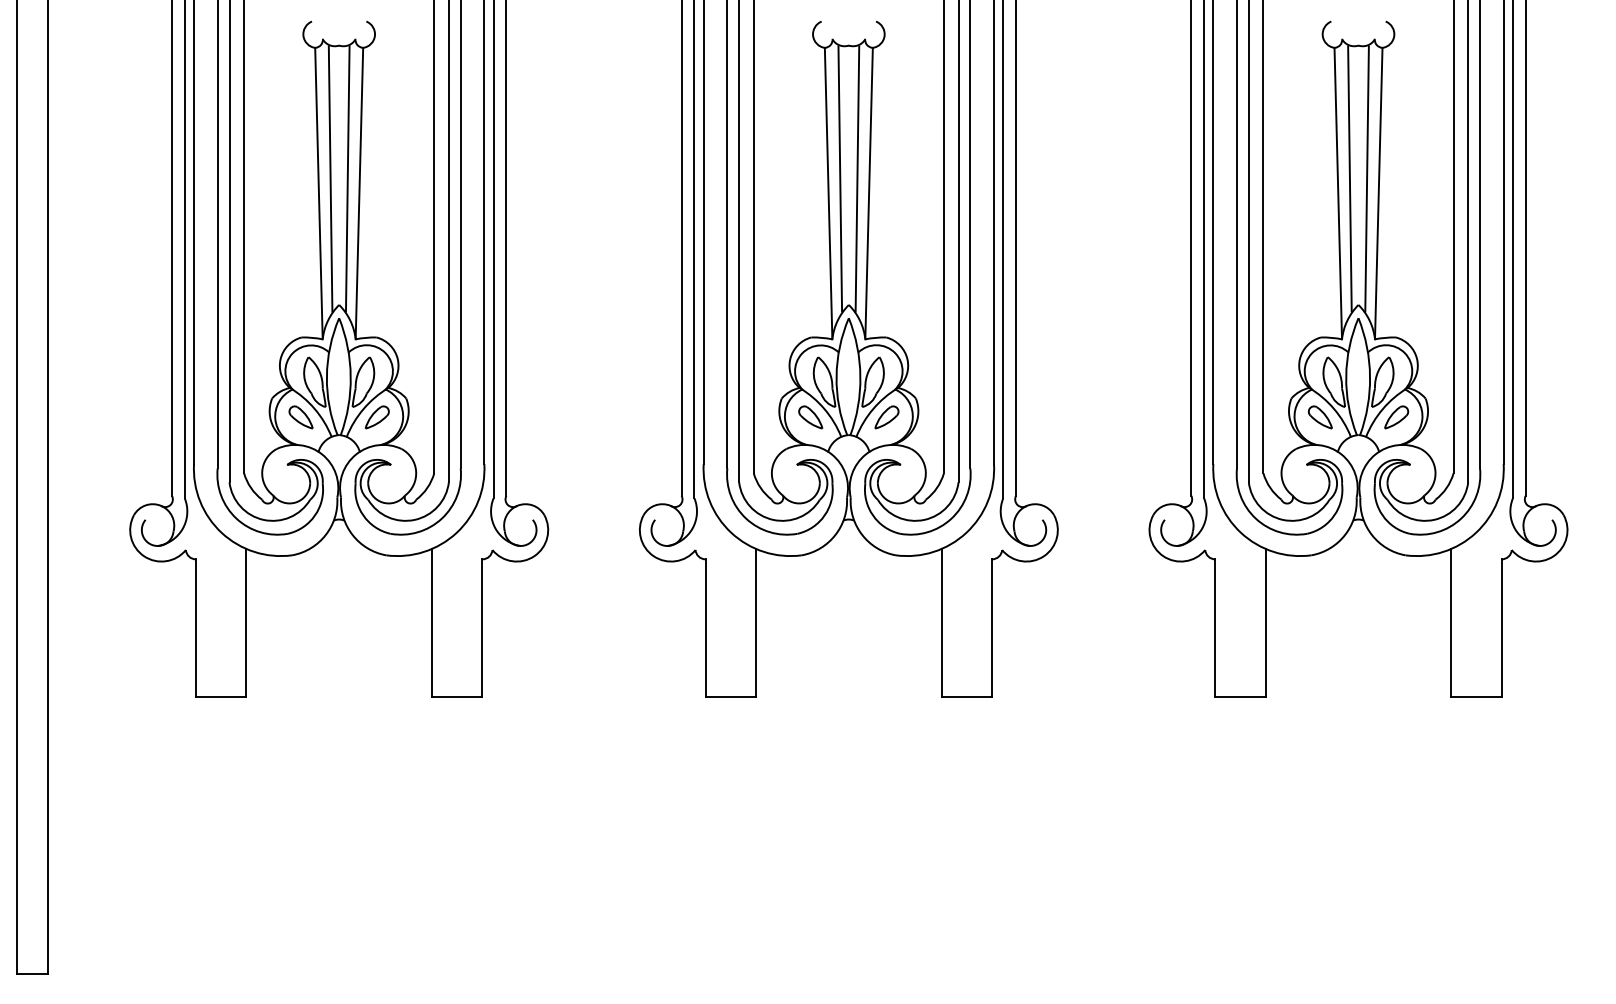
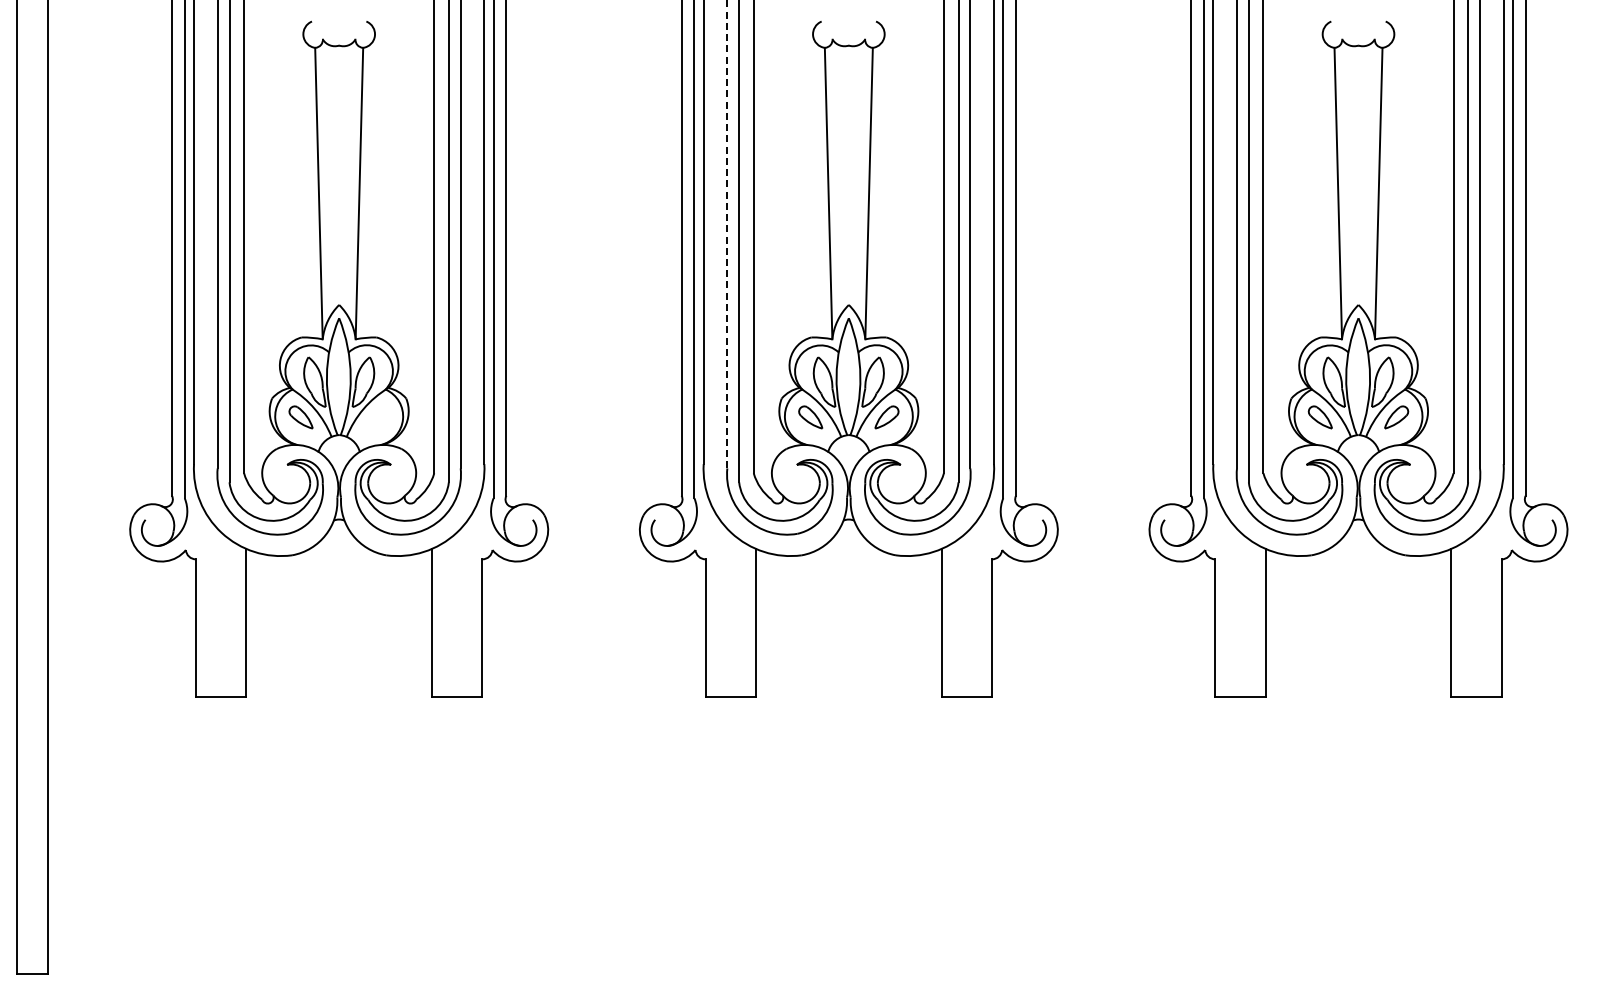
line: present -> none (330, 178)
line: present -> none (347, 178)
line: present -> none (840, 178)
line: present -> none (857, 178)
line: present -> none (1349, 178)
line: present -> none (1366, 178)
line: solid -> dashed (727, 234)
part: present -> none (376, 417)
